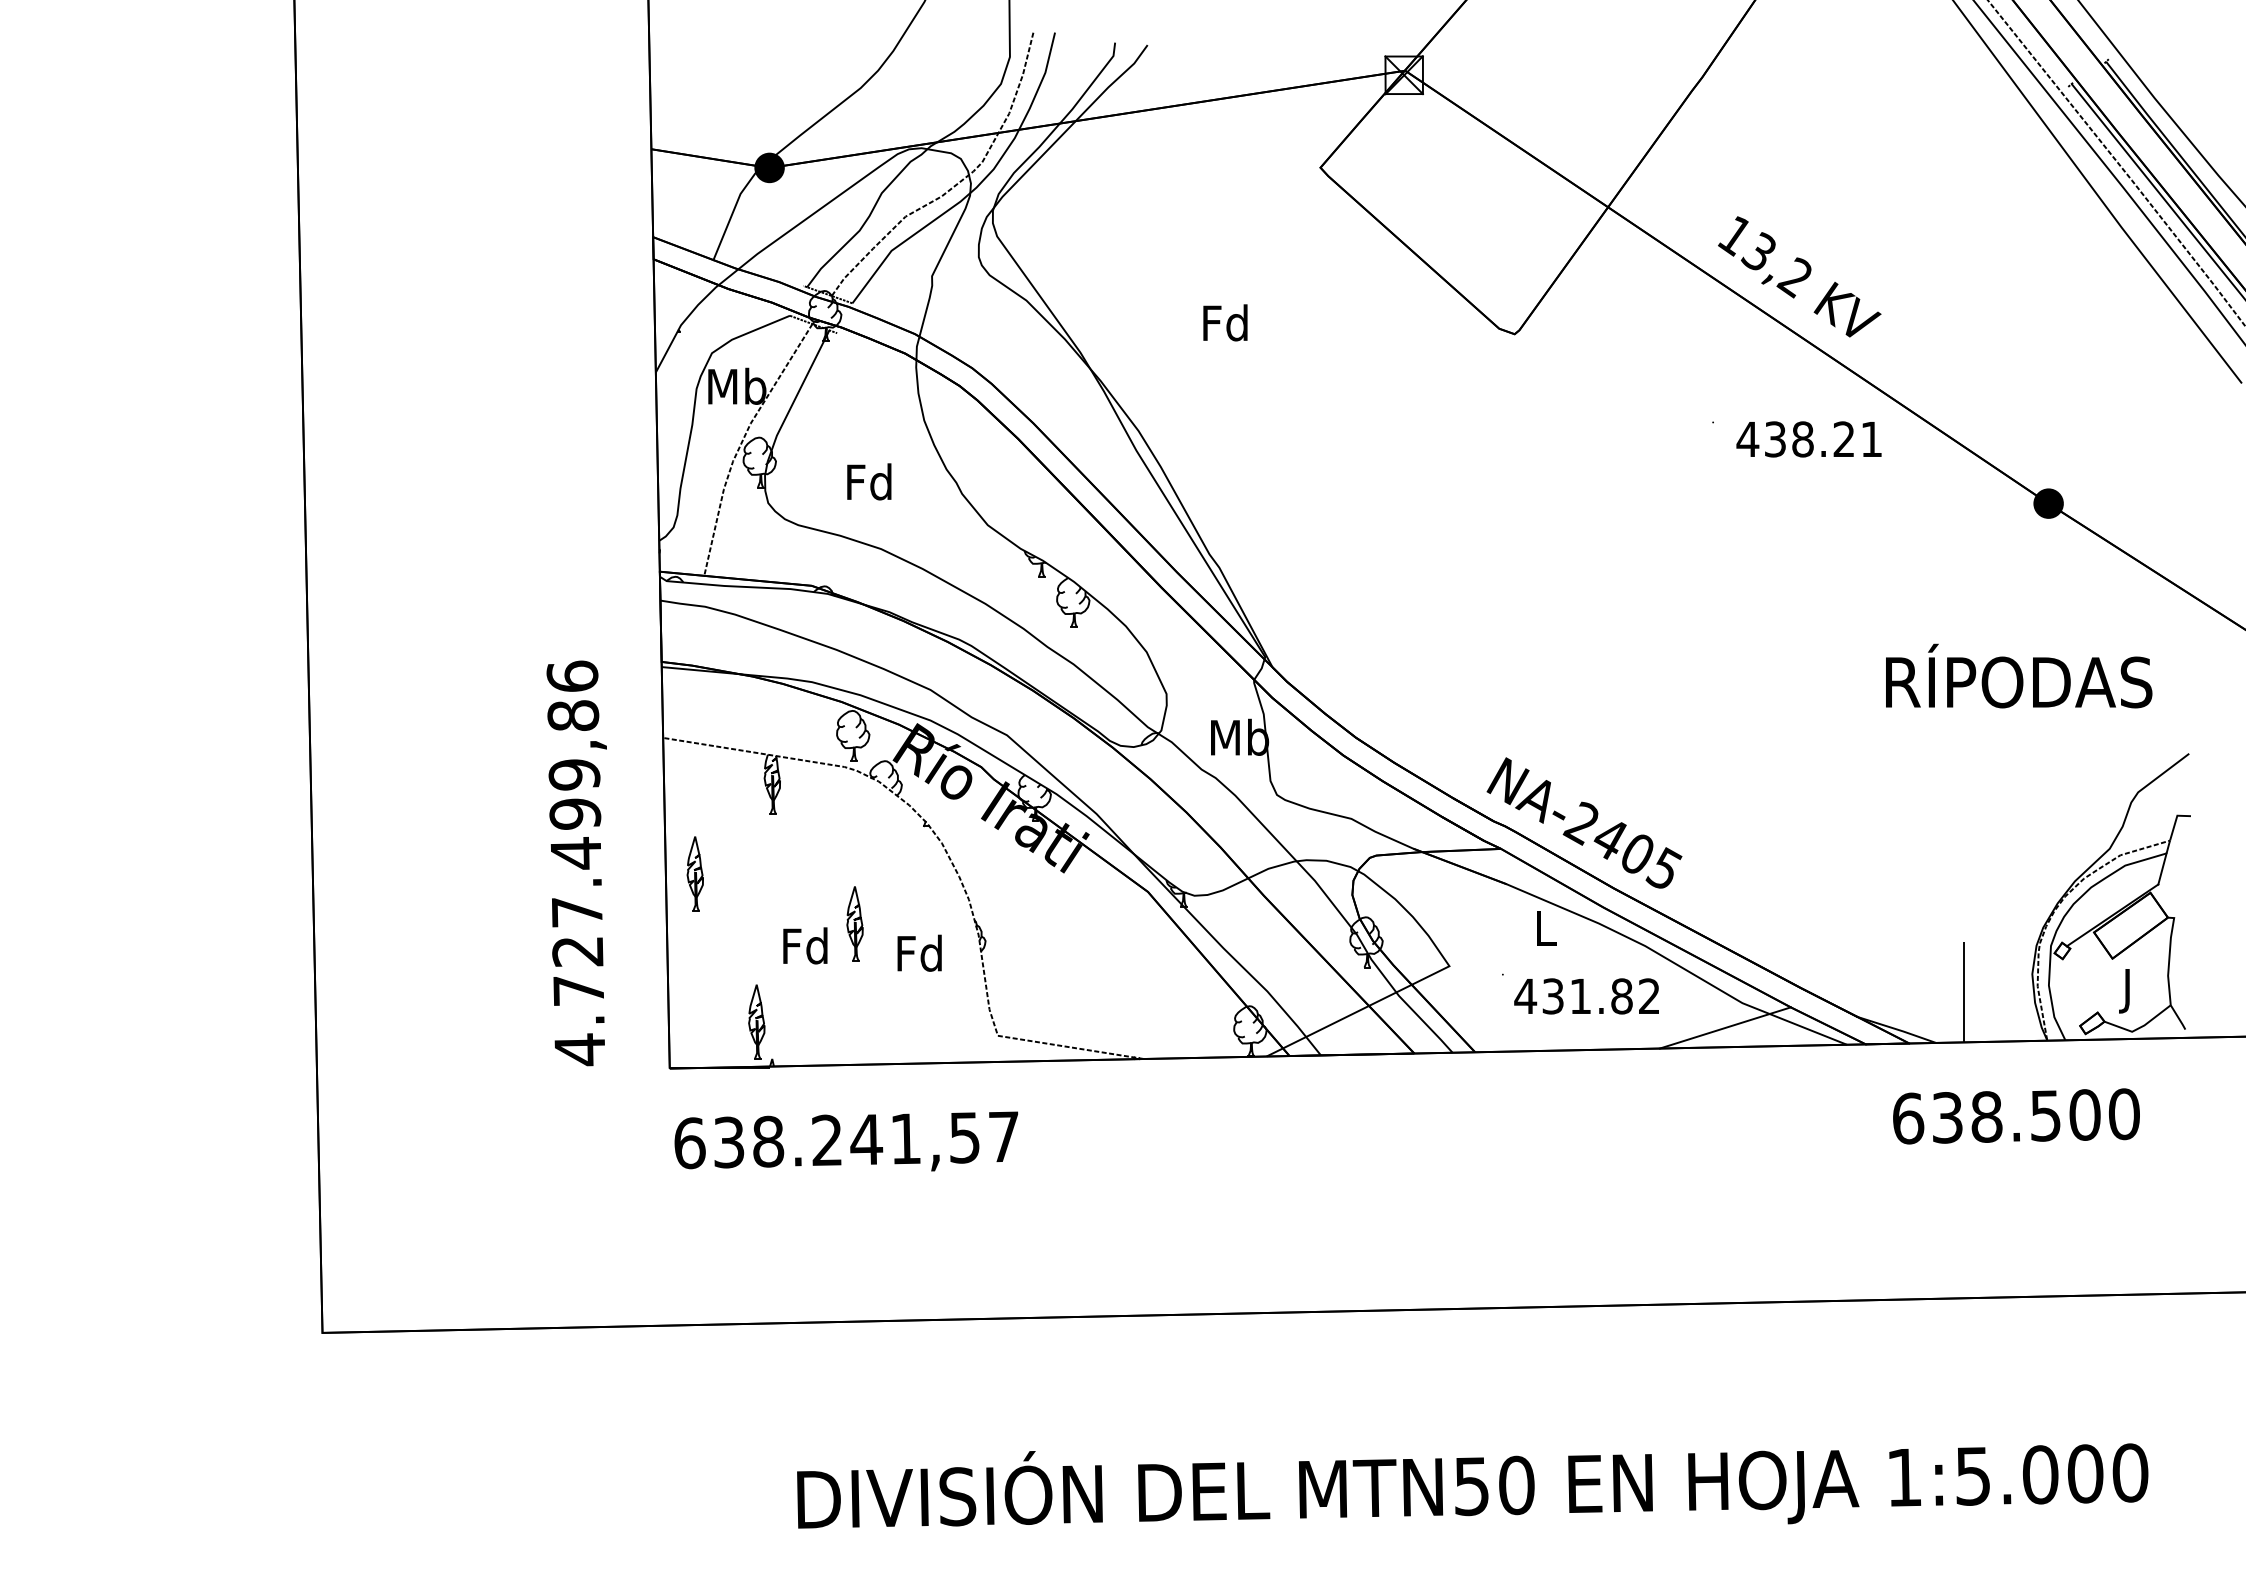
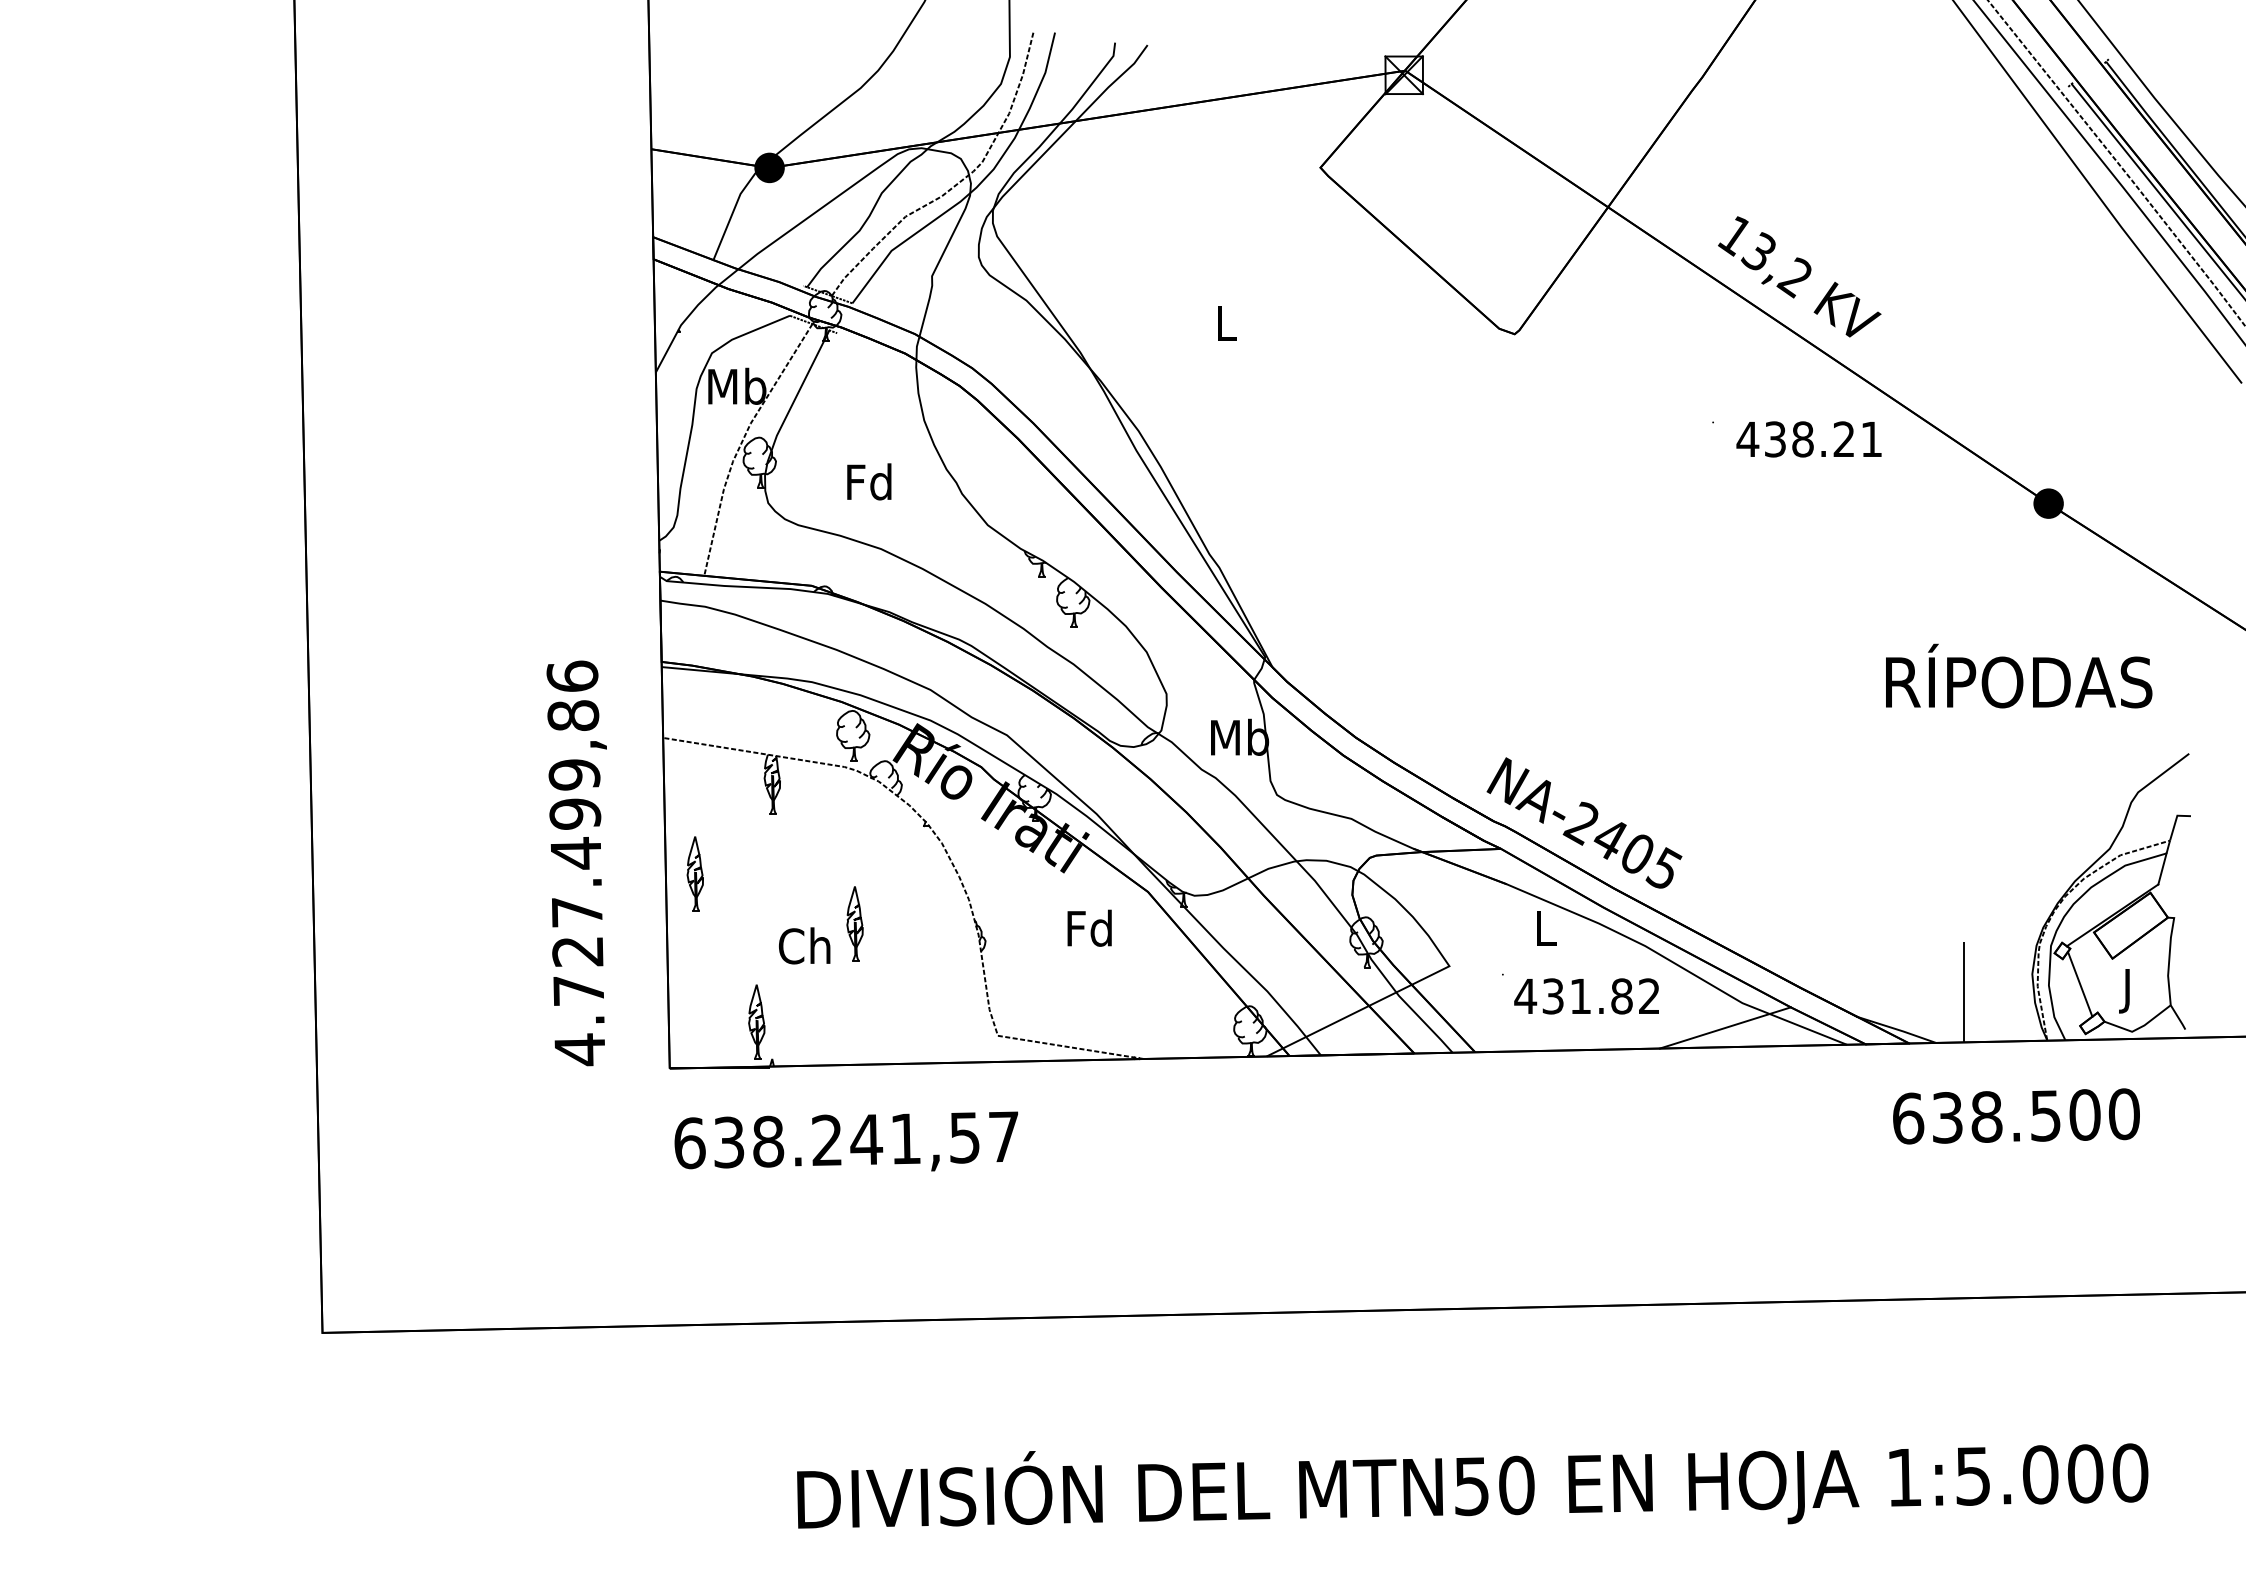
text: Fd -> L (1225, 322)
text: Fd -> Ch (804, 945)
text position: (919, 952) -> (1089, 927) (1089, 927)
line: none -> present (2079, 983)
